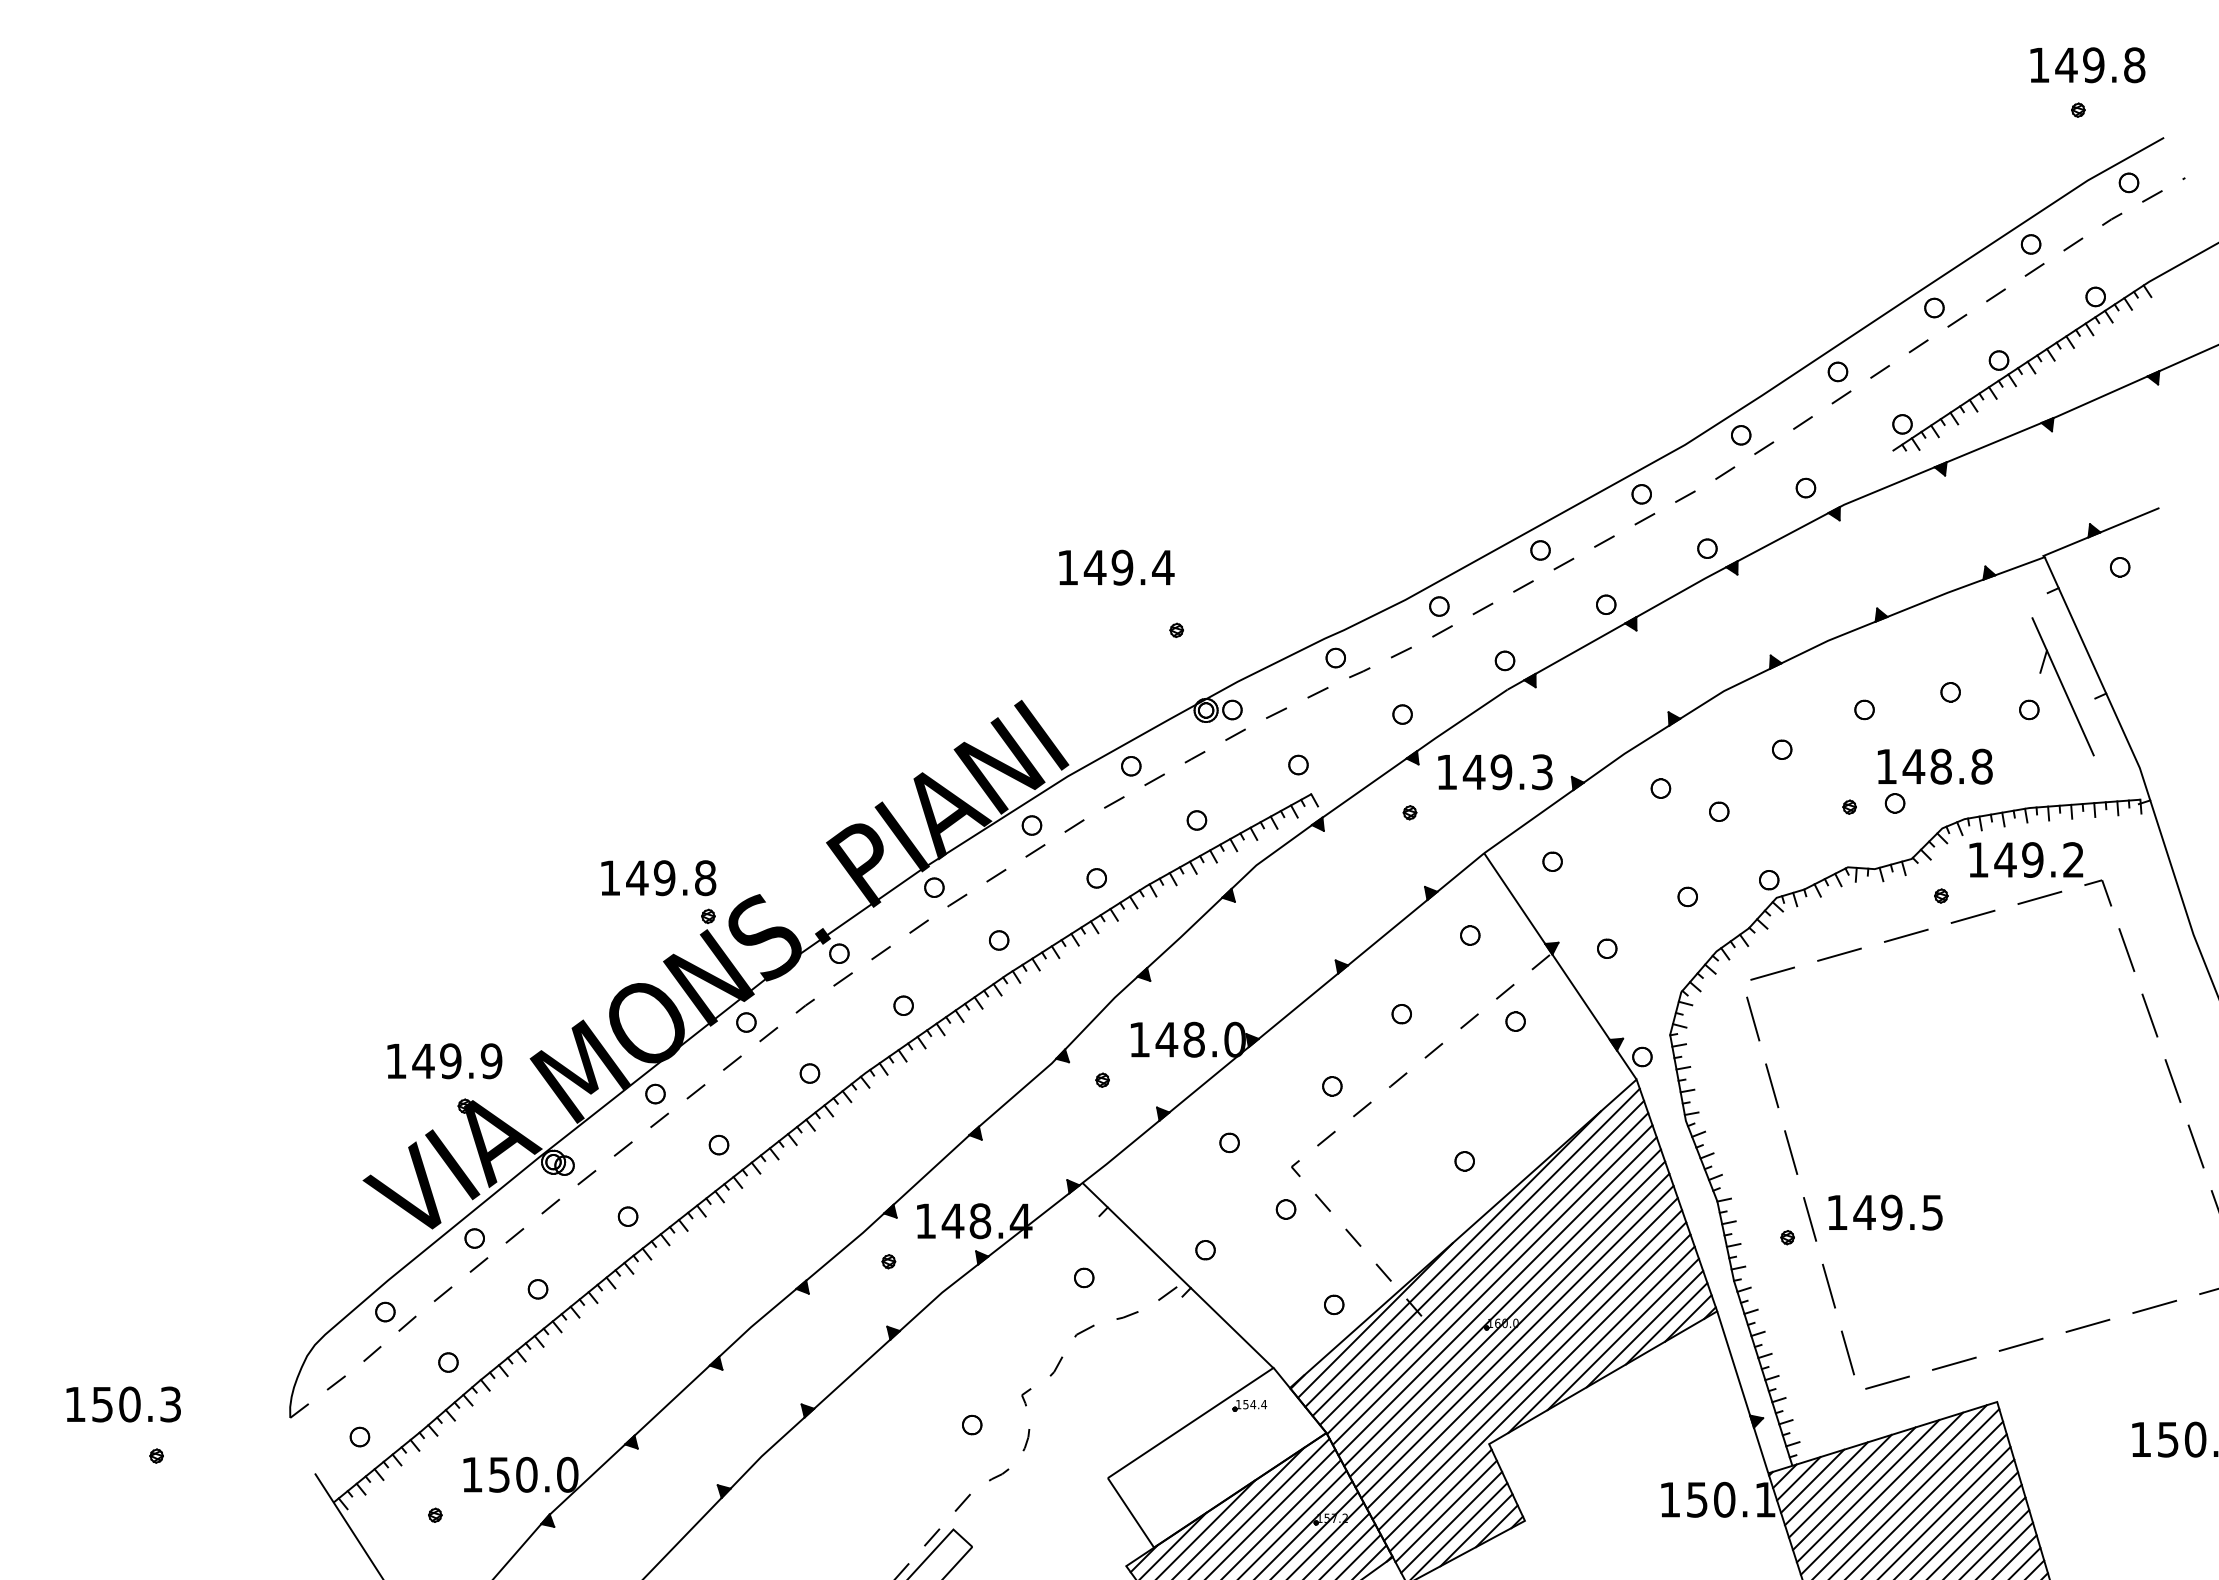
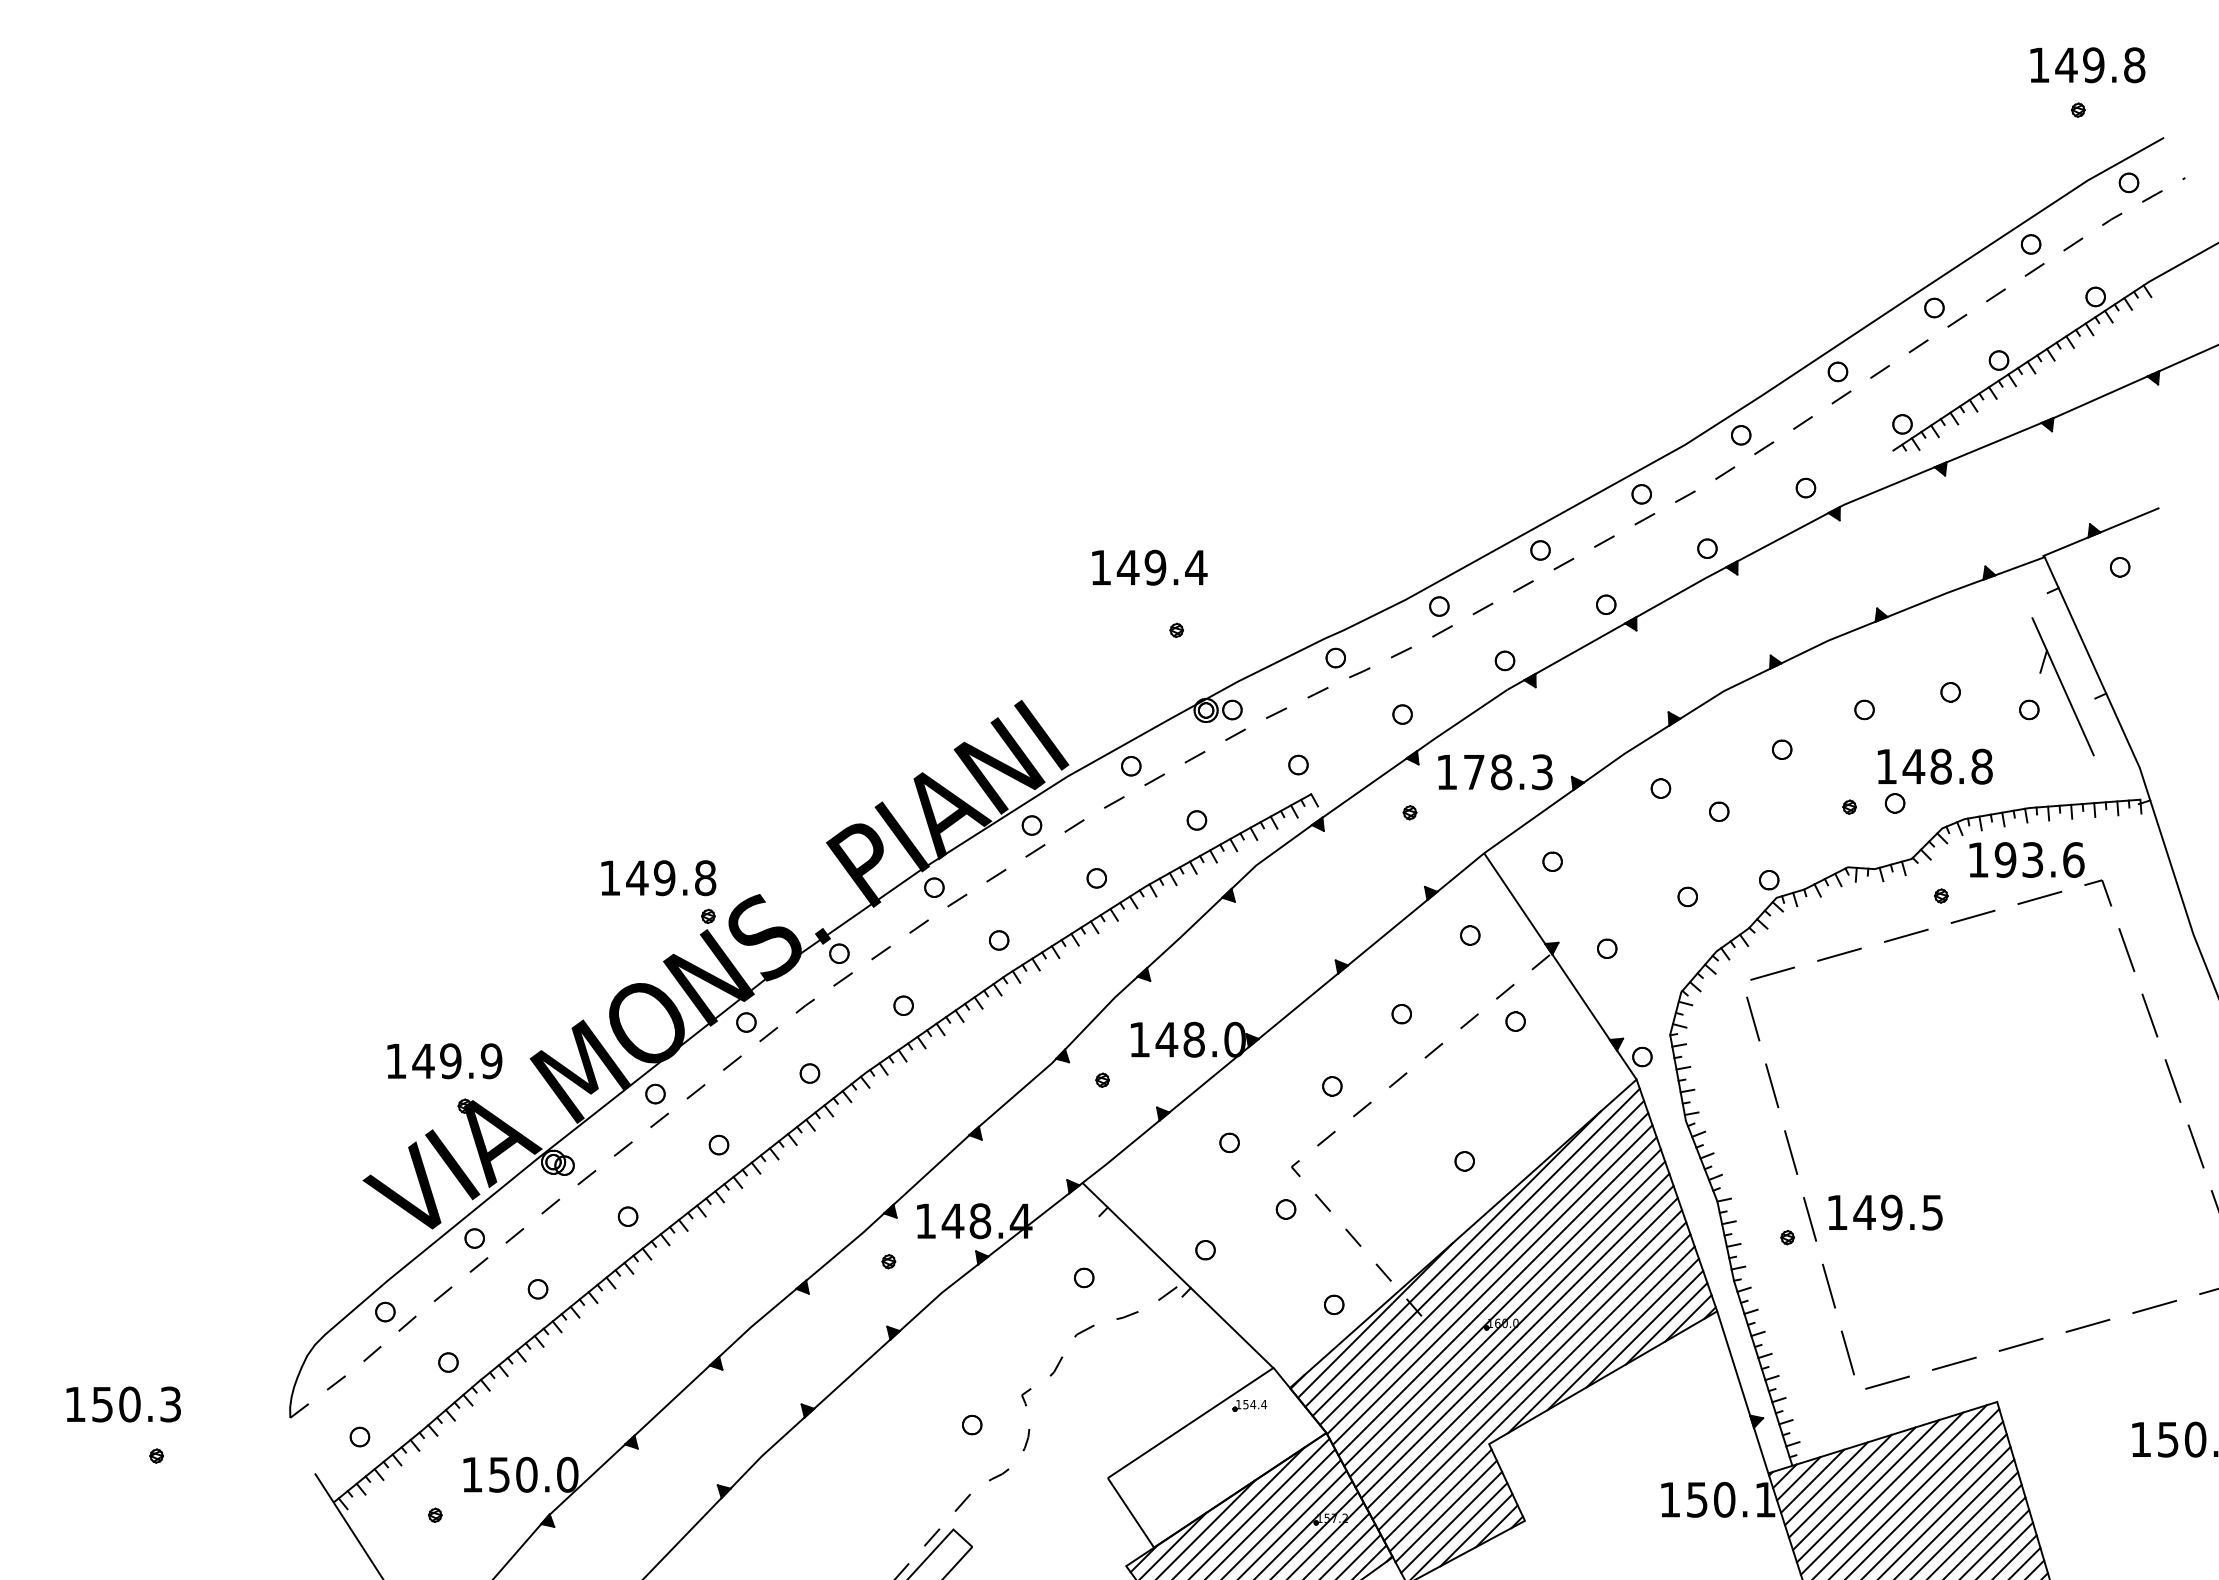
text position: (1116, 567) -> (1149, 567) (1149, 567)
text: 149.3 -> 178.3 (1487, 772)
text: 149.2 -> 193.6 (2039, 859)
